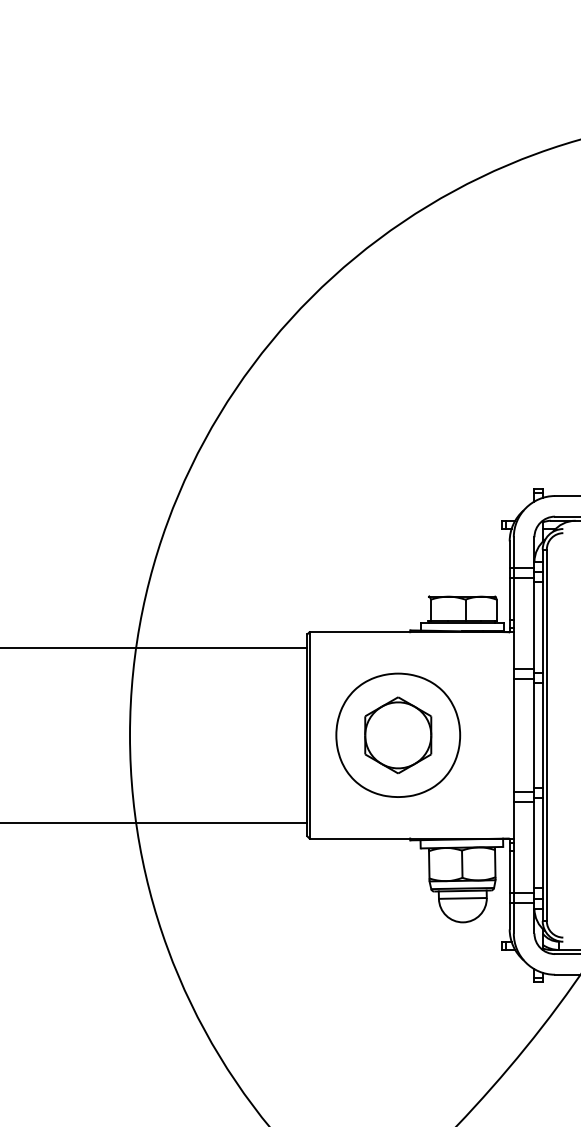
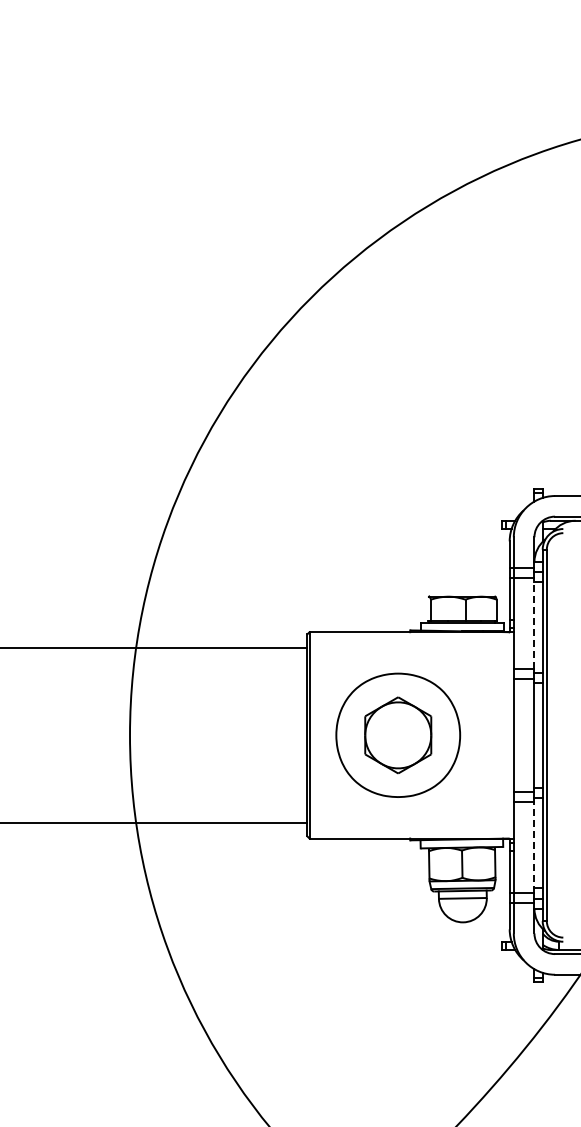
line: solid -> dashed (534, 622)
line: solid -> dashed (534, 846)
